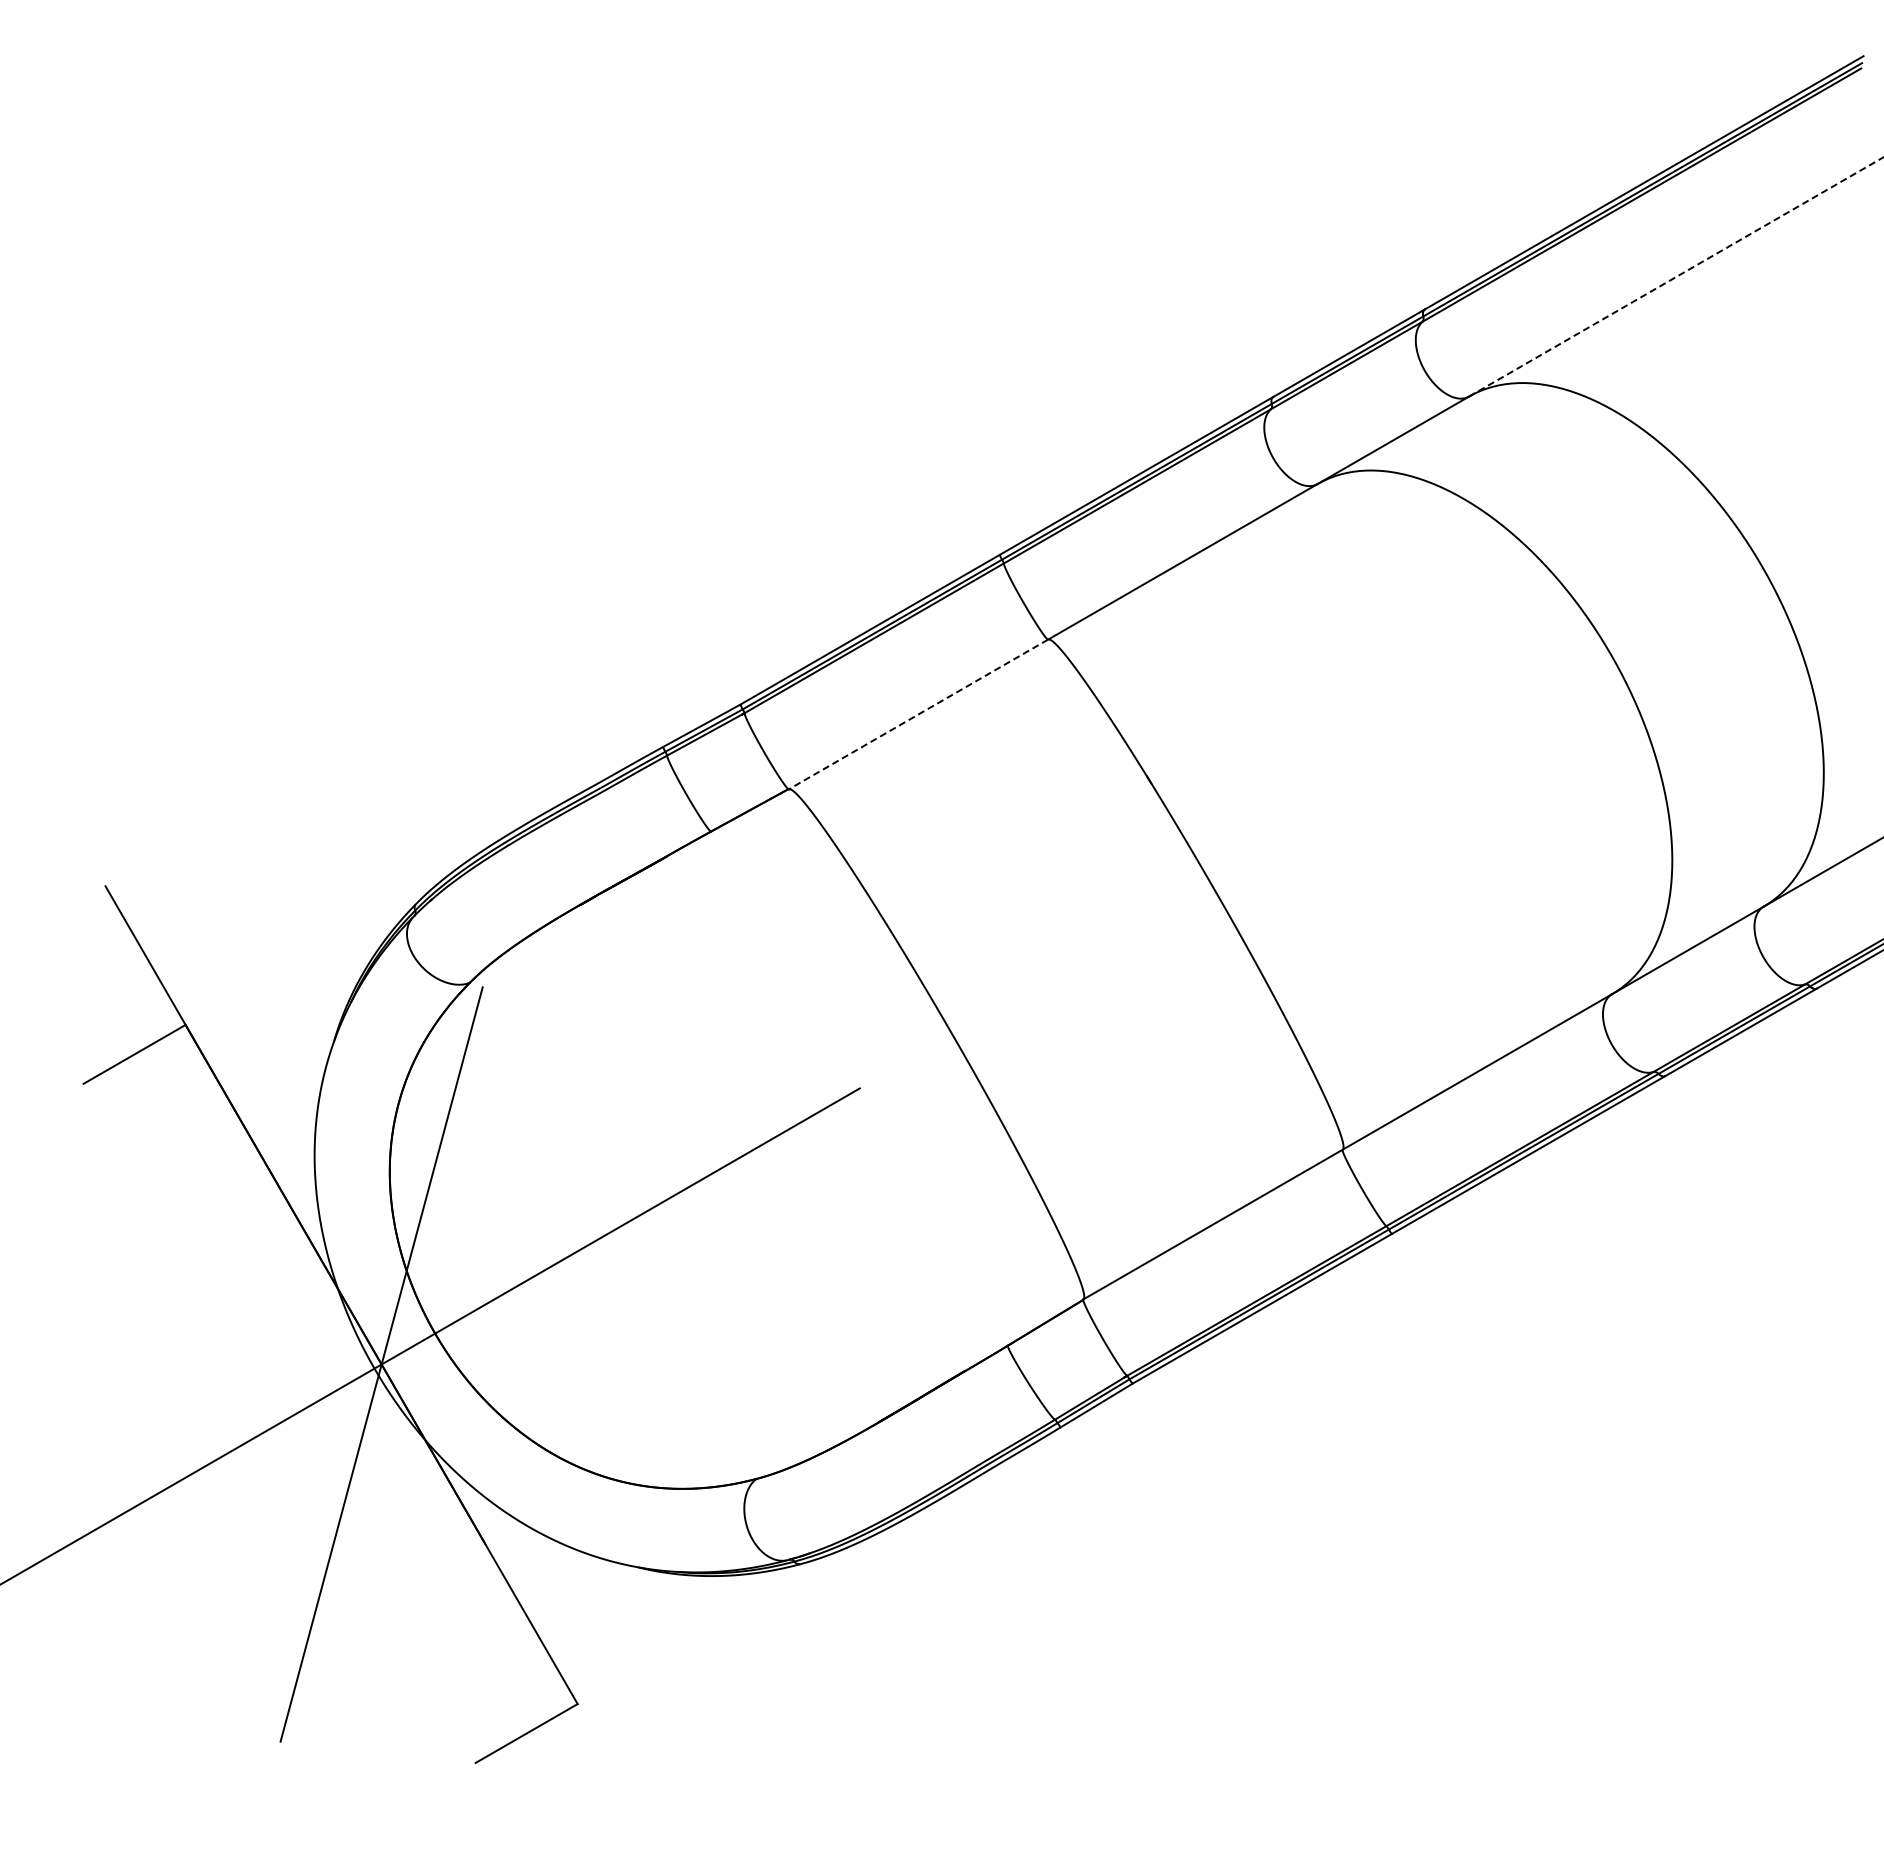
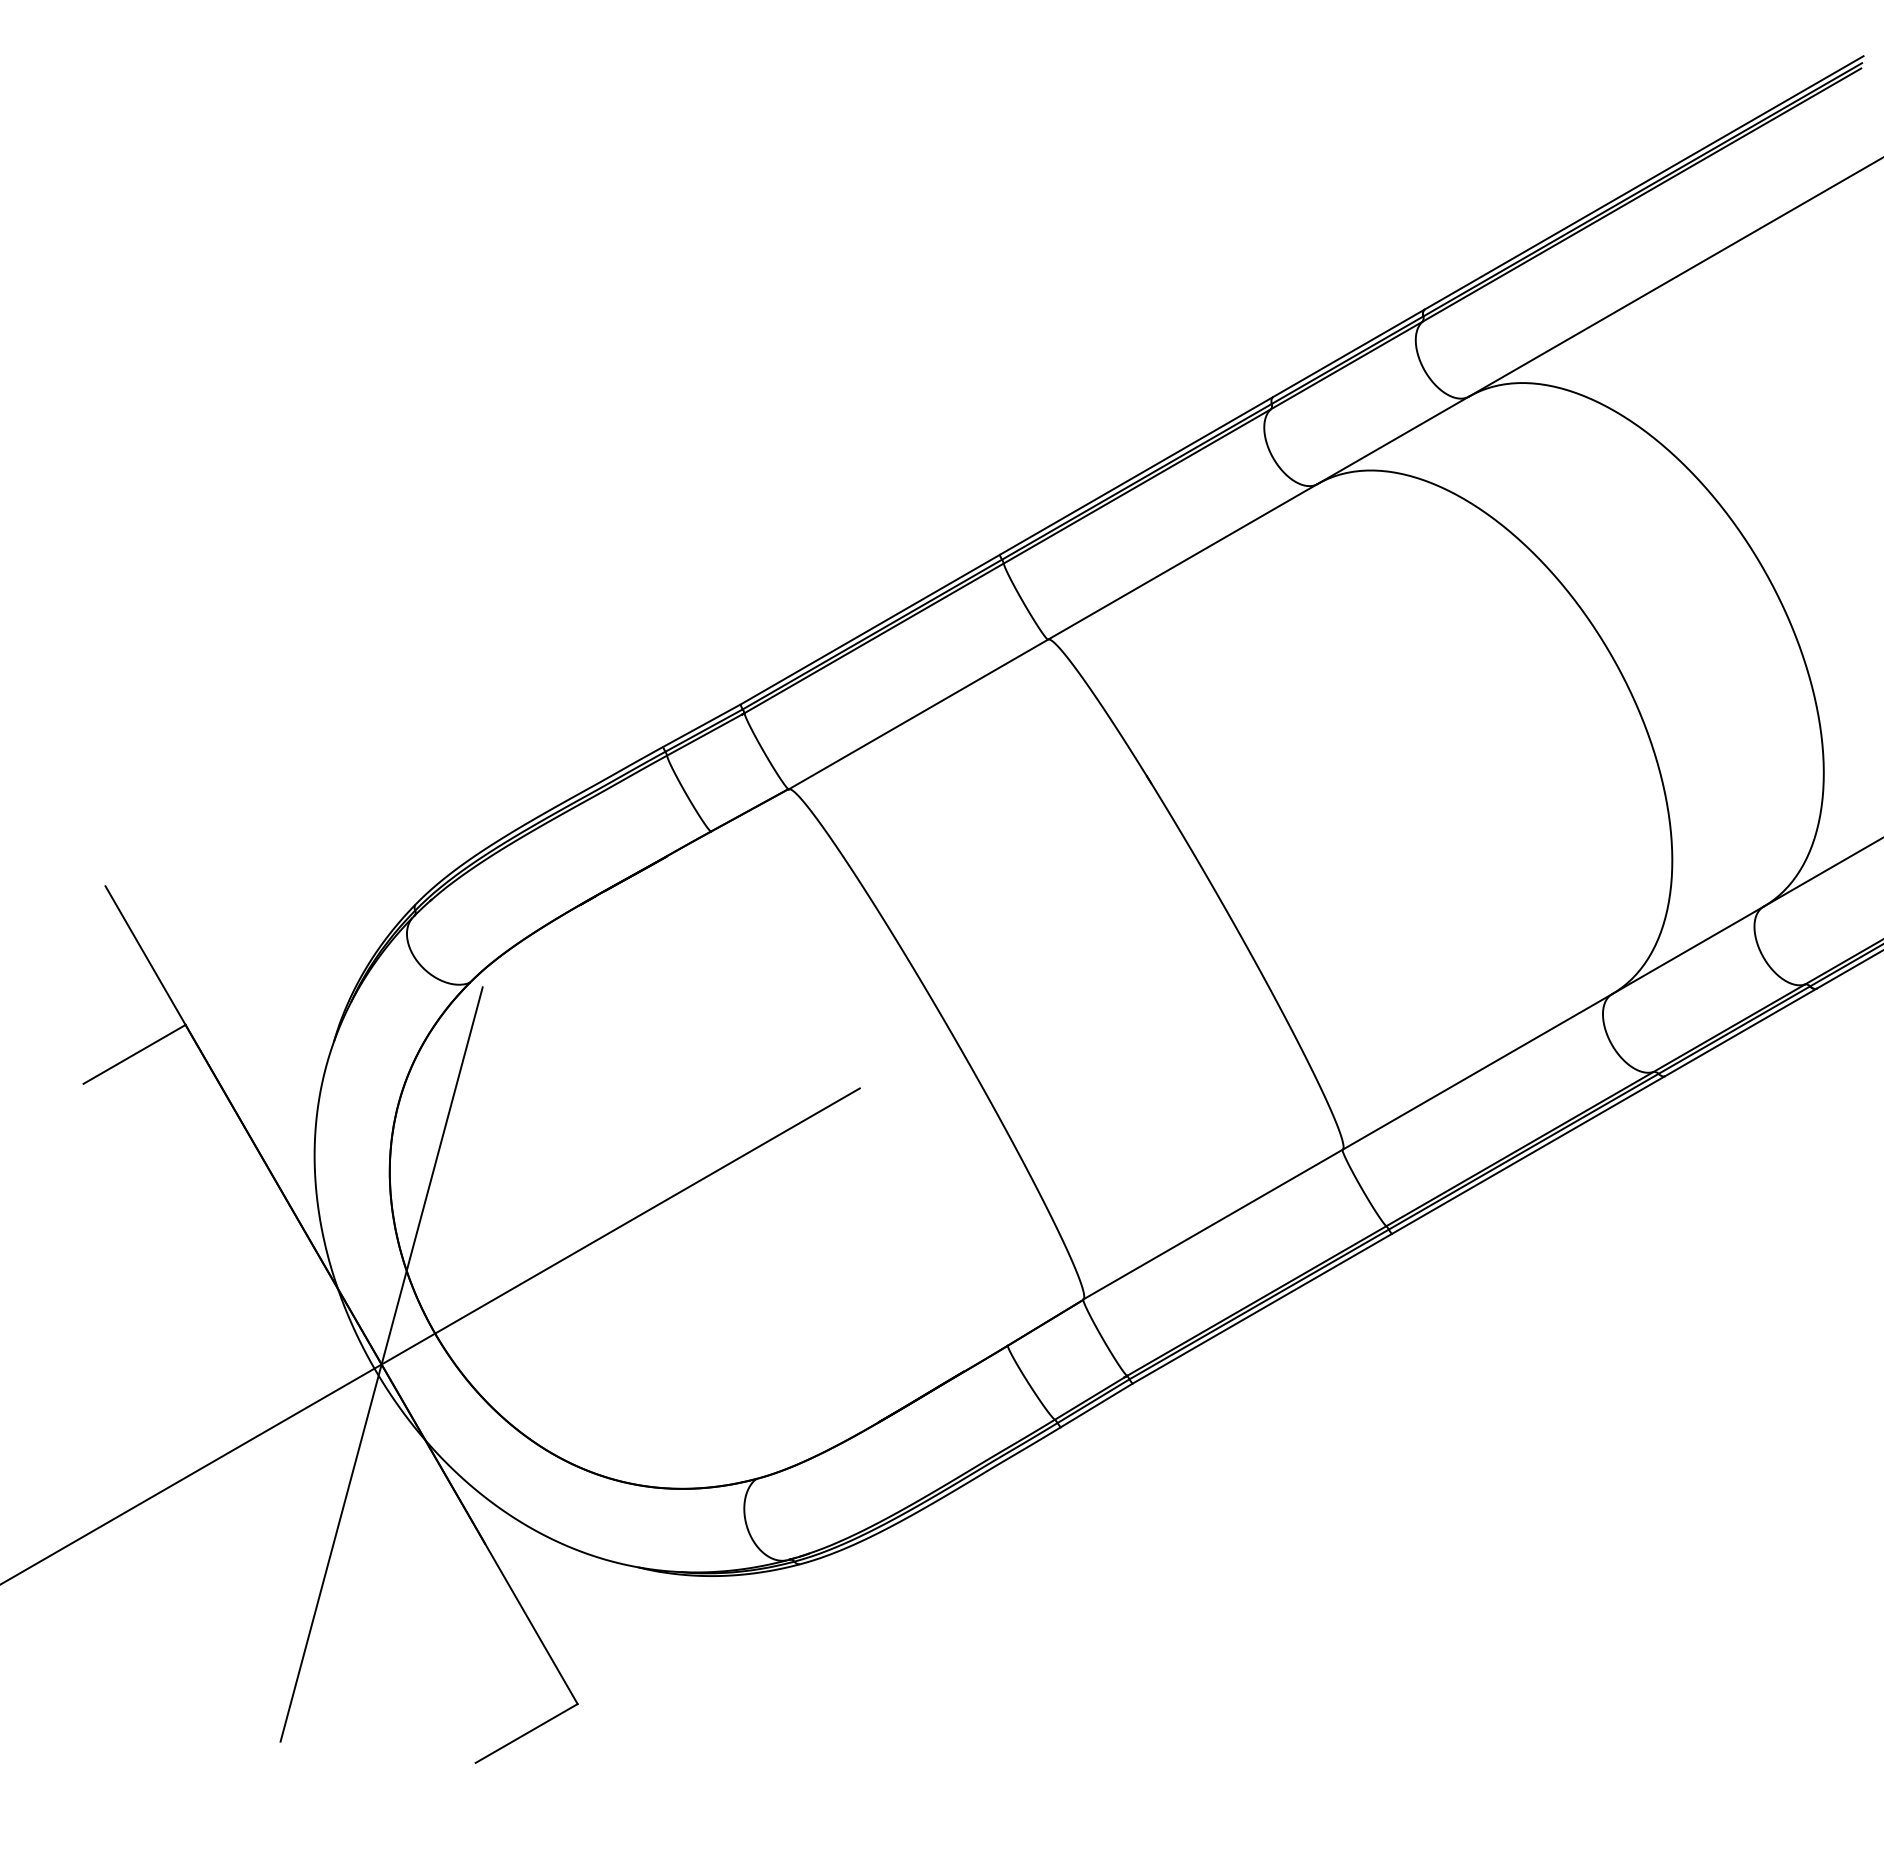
line: dashed -> solid (1676, 276)
line: dashed -> solid (918, 714)
